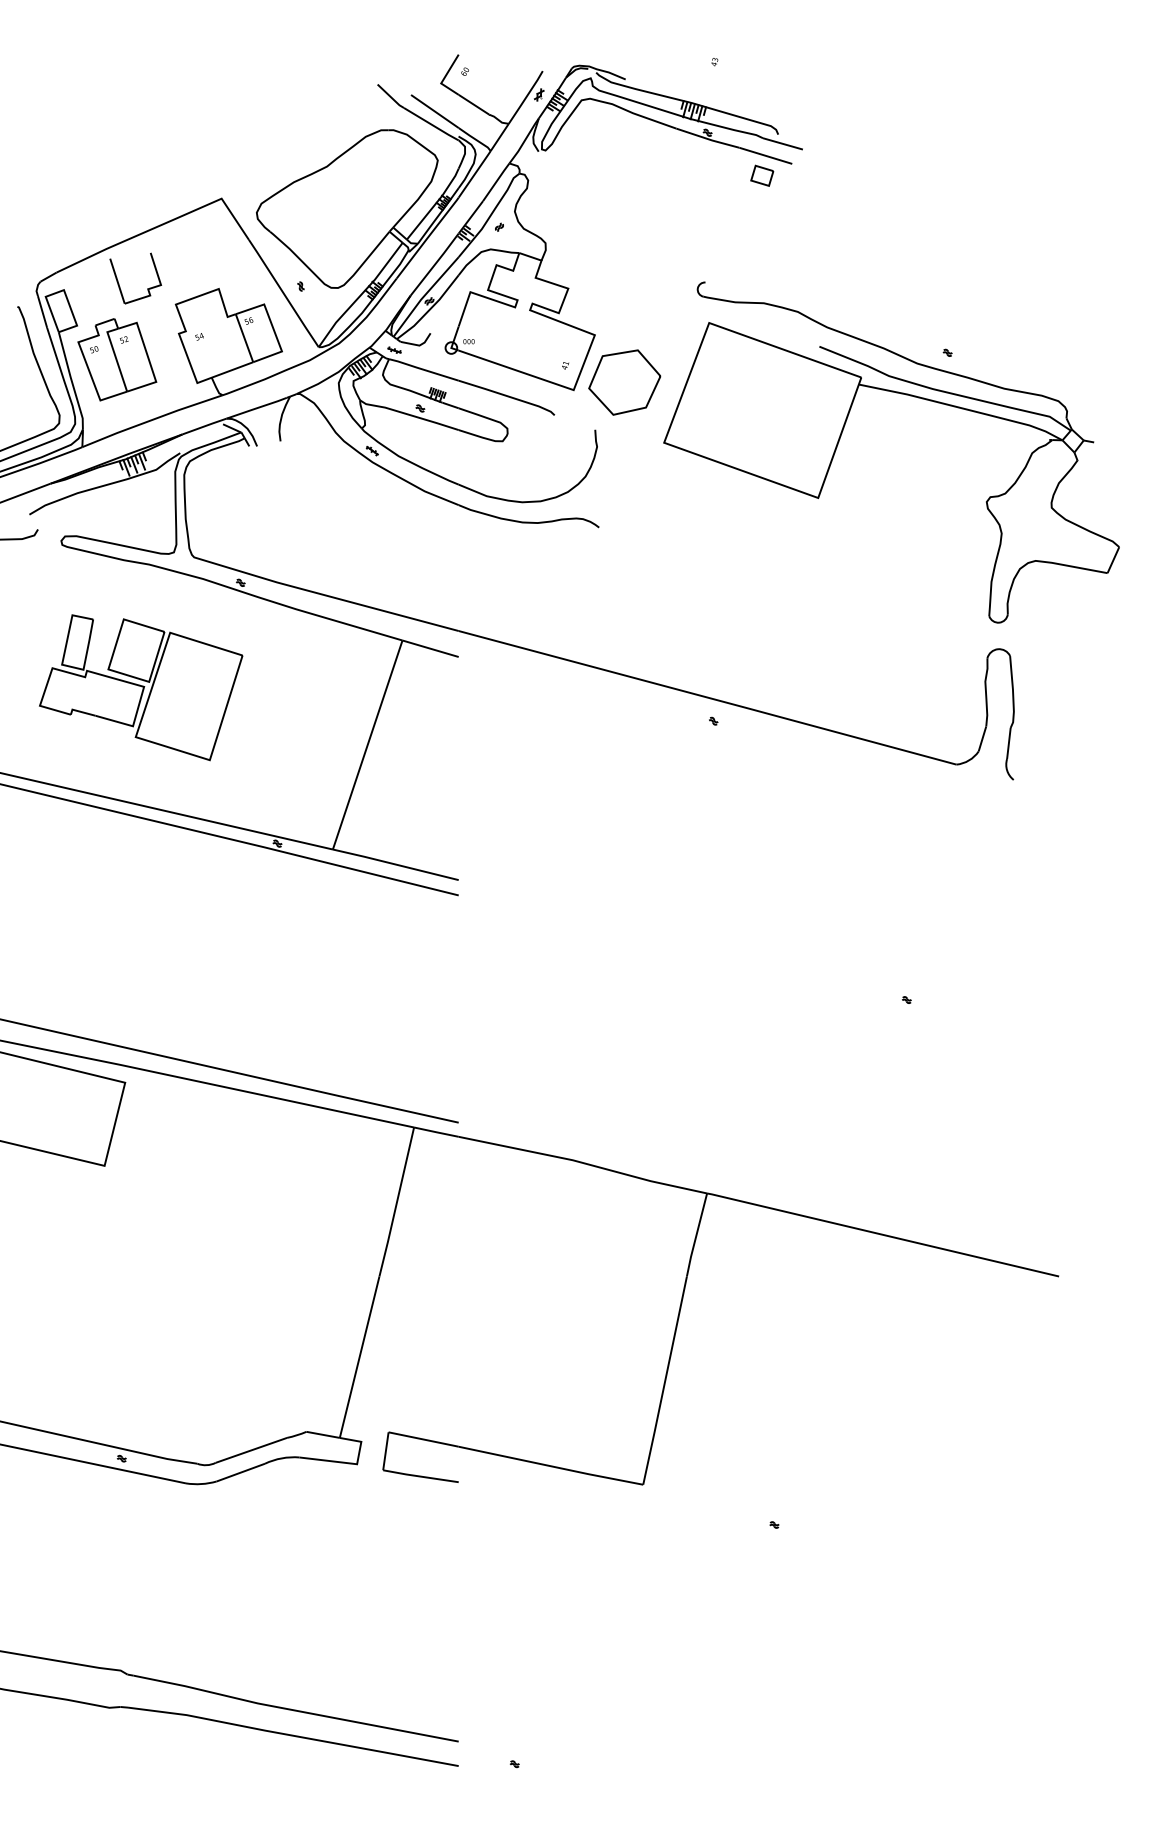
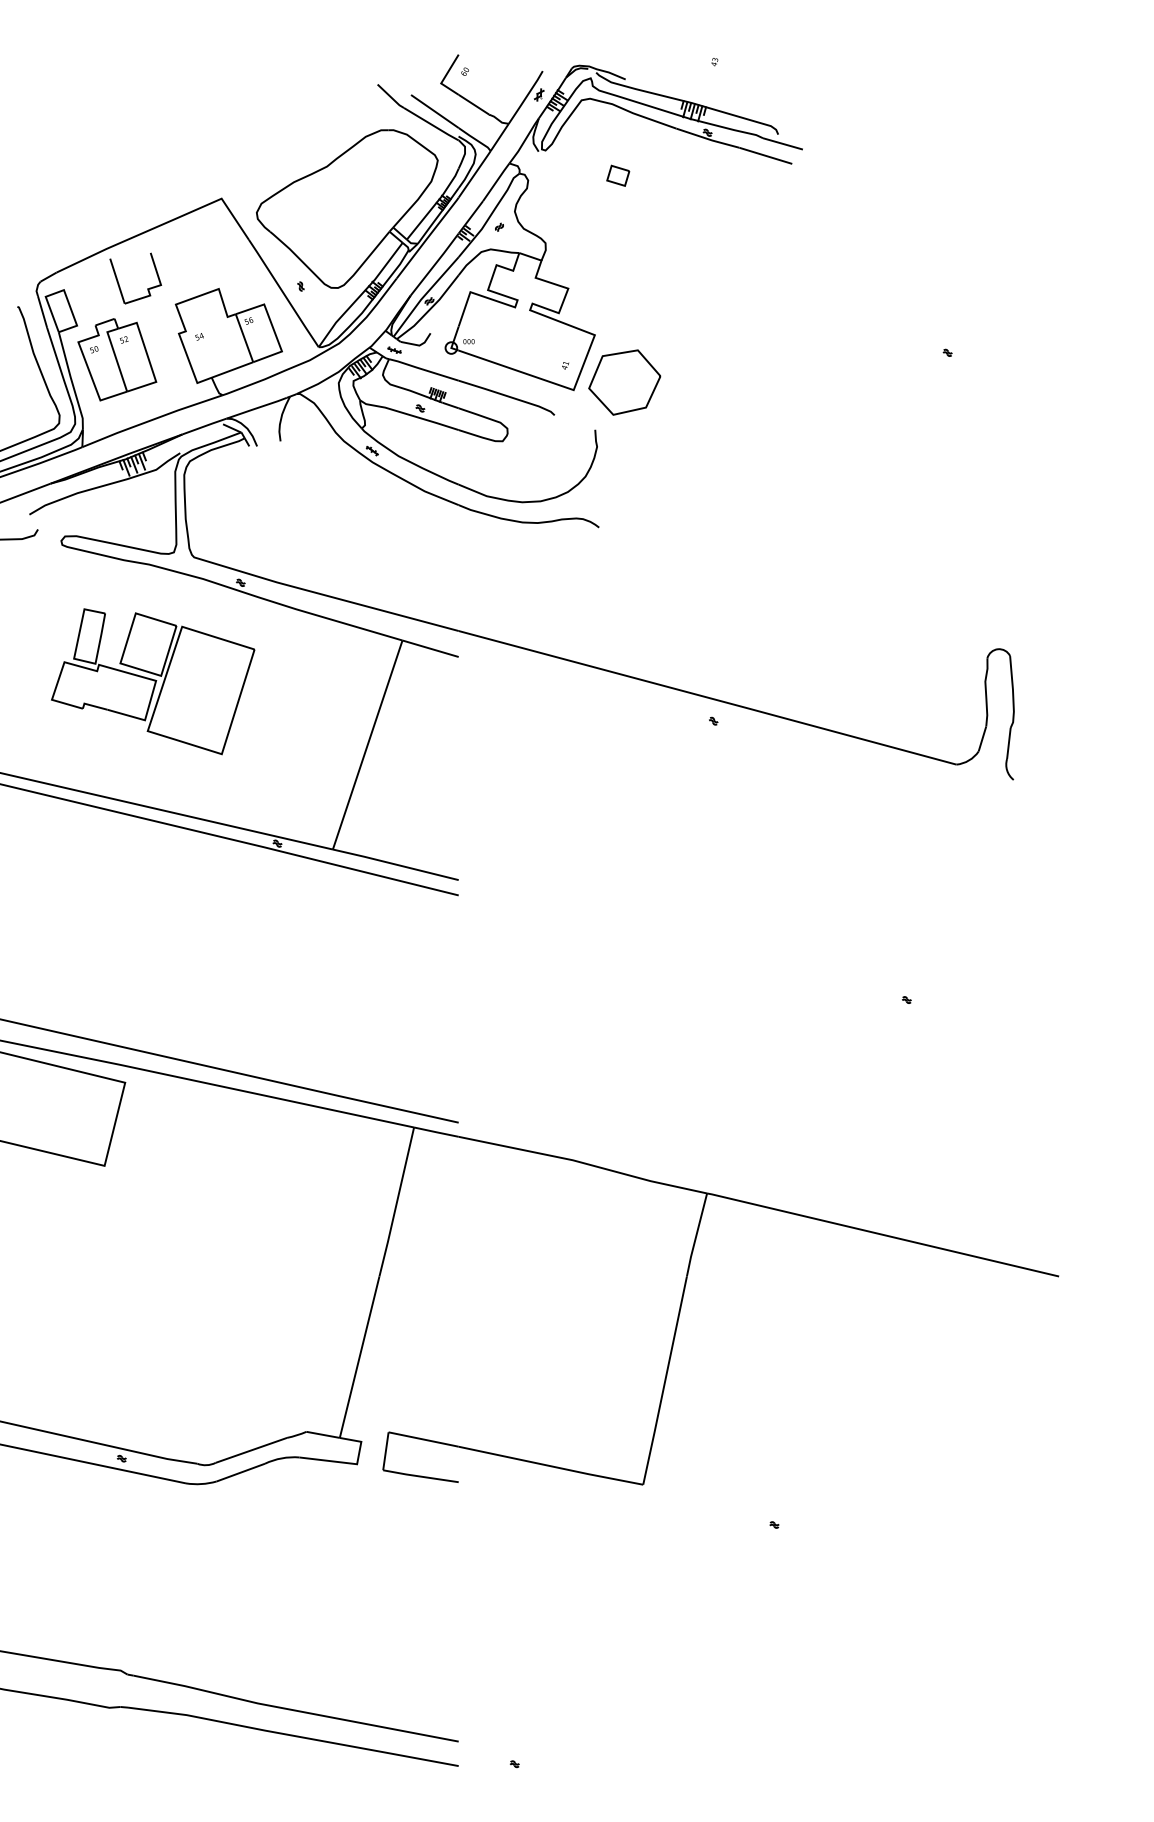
part position: (762, 175) -> (618, 175) (618, 175)
part: present -> none (841, 436)
part position: (141, 687) -> (153, 681) (153, 681)
